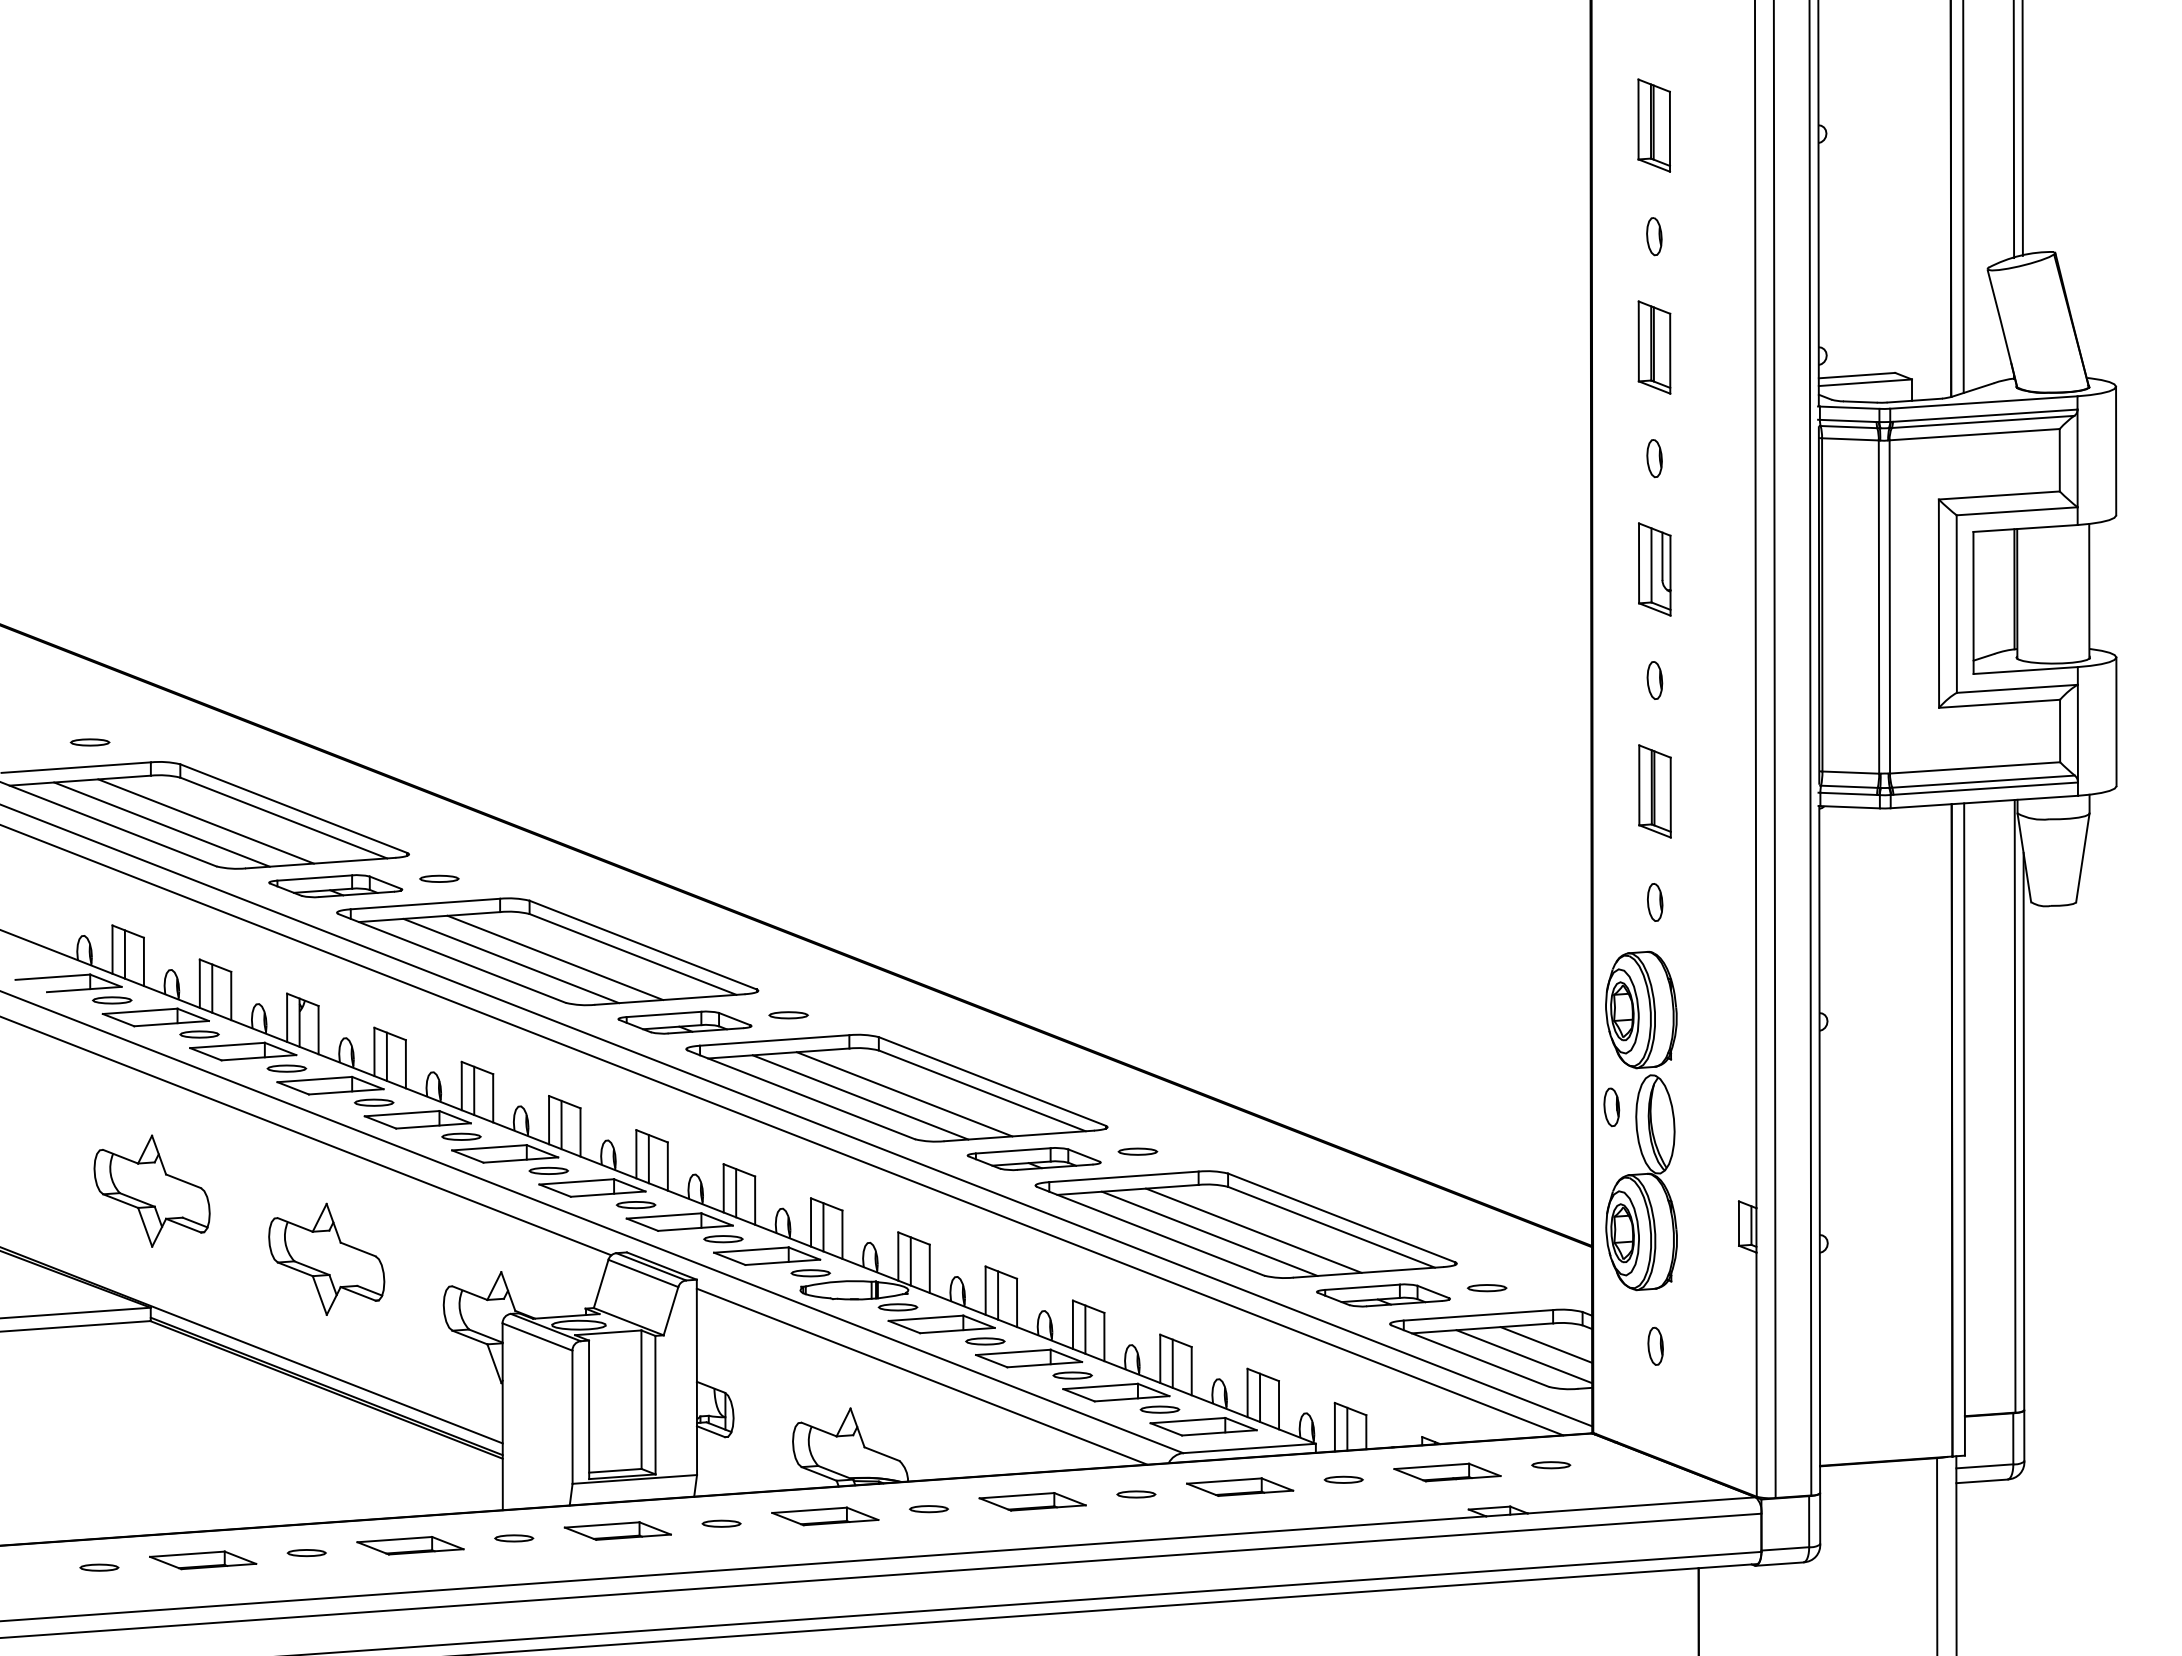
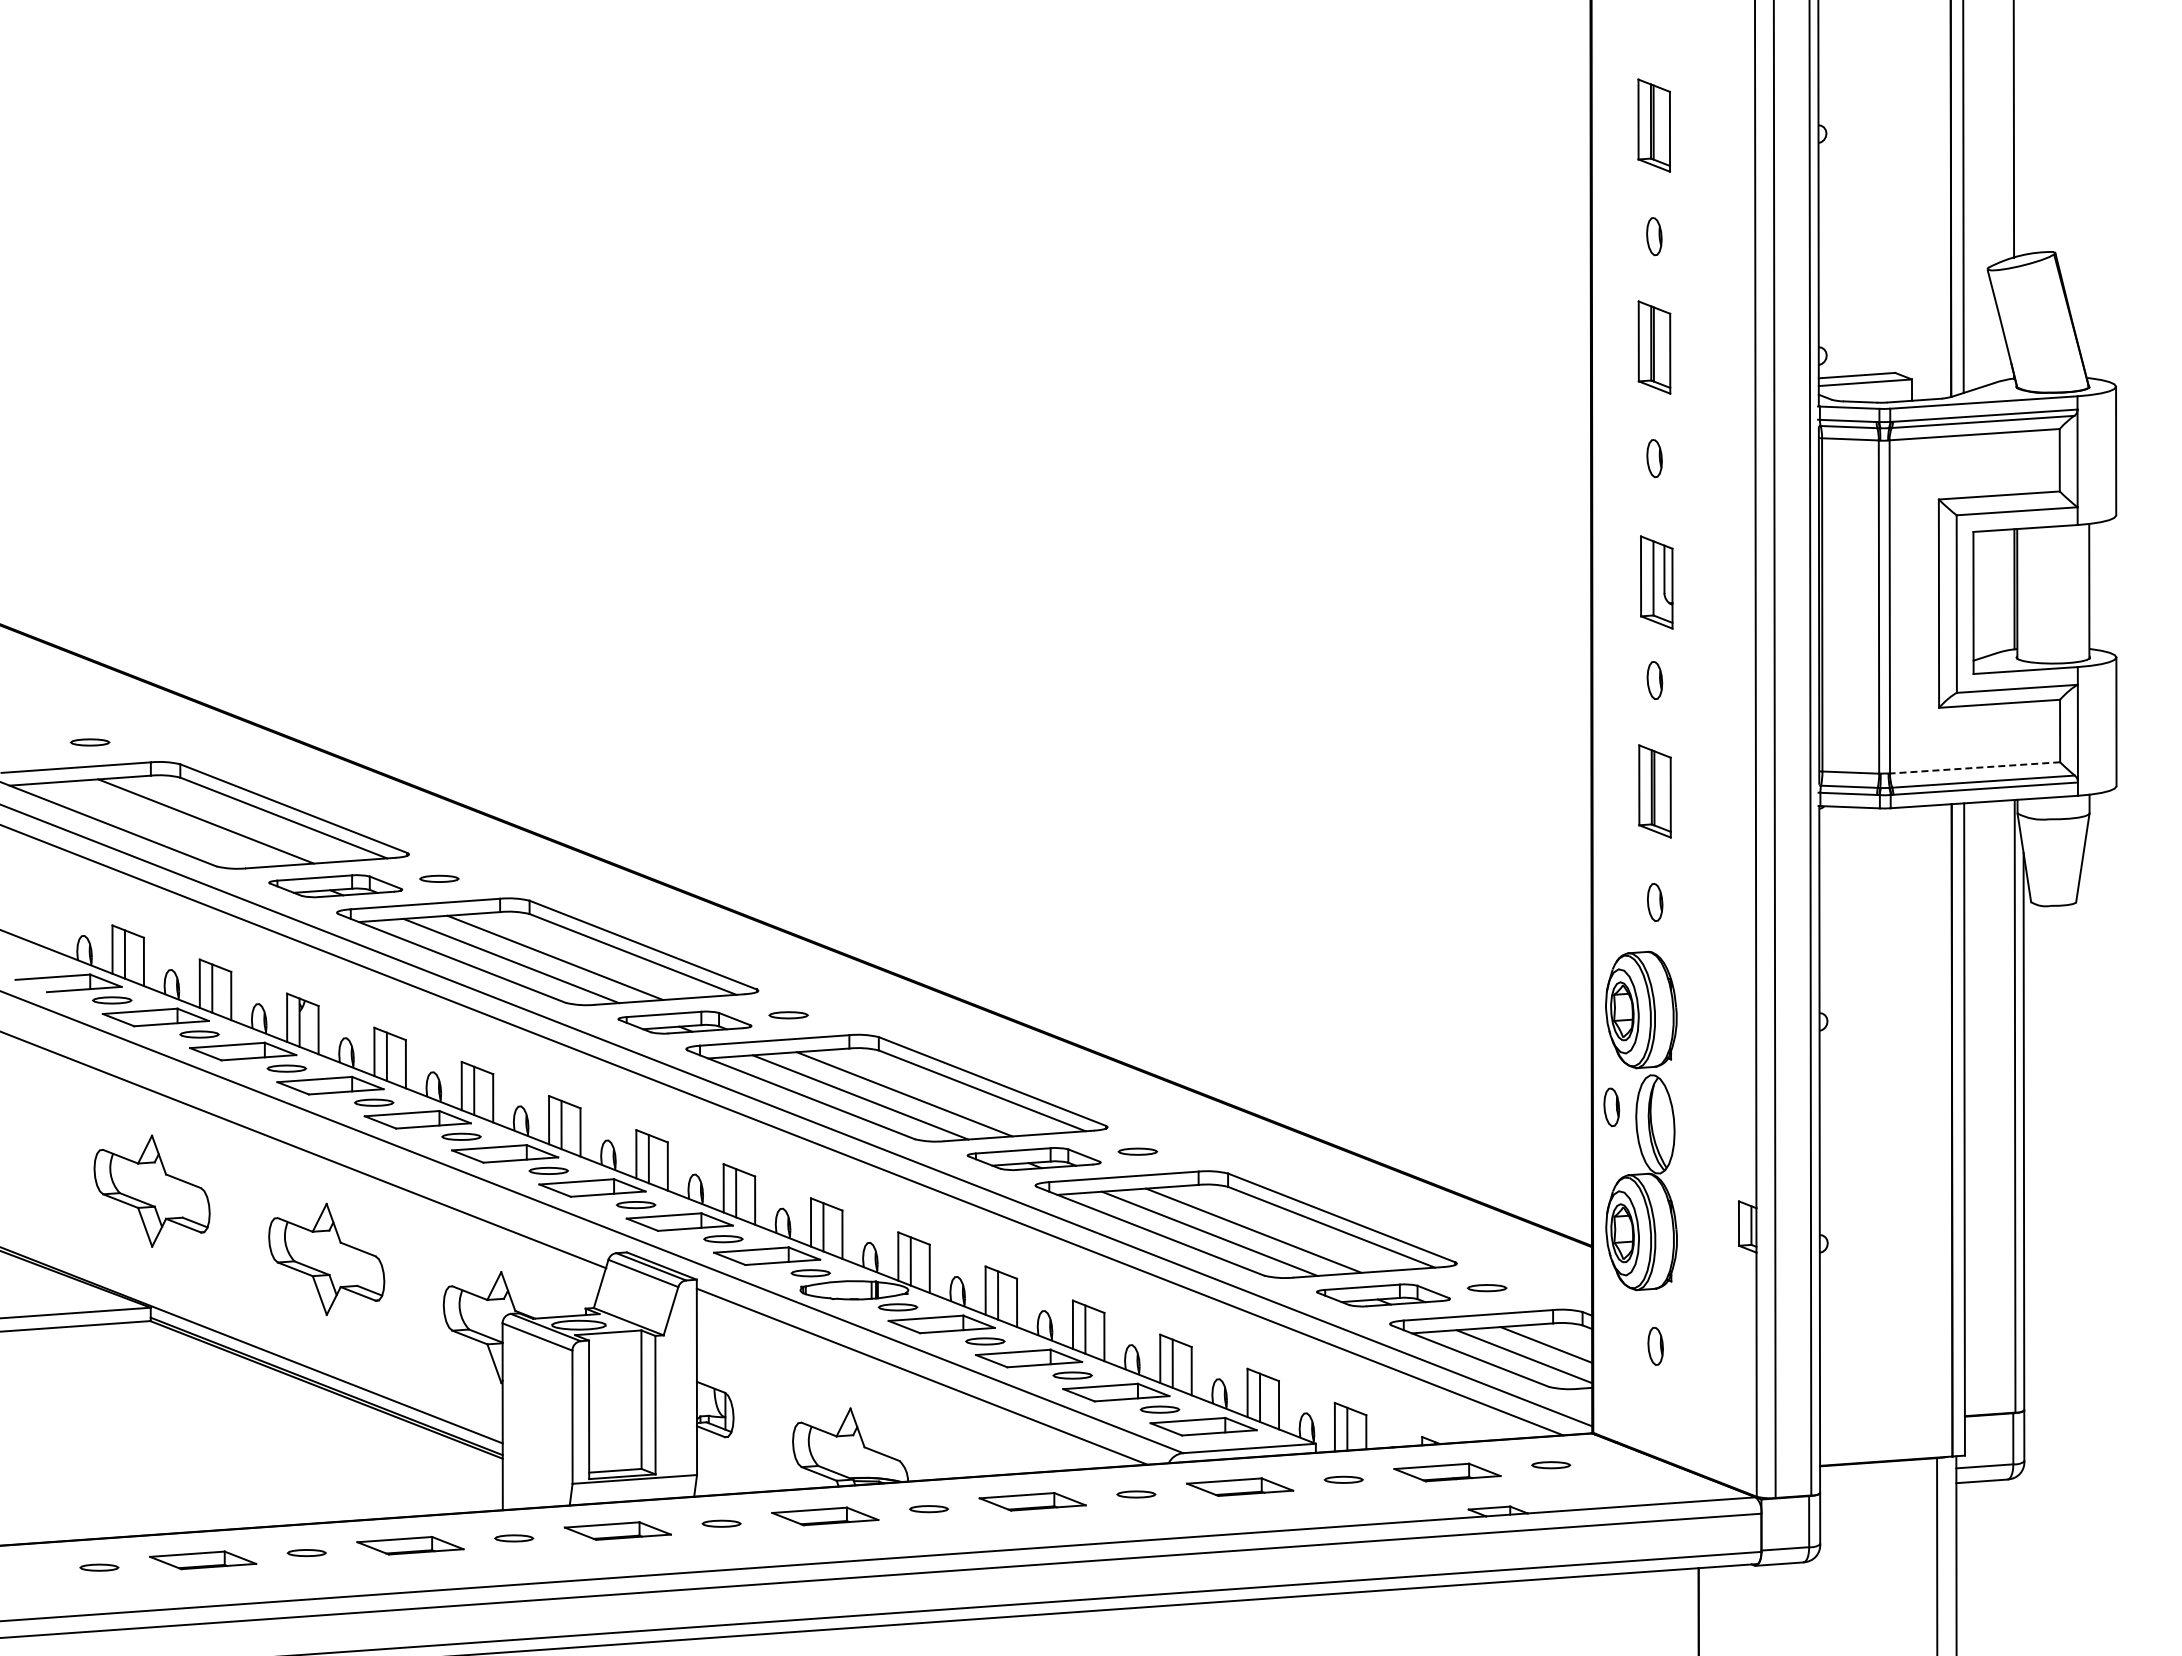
line: present -> none (2022, 128)
part position: (1654, 569) -> (1656, 582) (1656, 582)
line: solid -> dashed (1974, 767)
line: present -> none (161, 824)
line position: (306, 1136) -> (304, 1150) (304, 1150)
